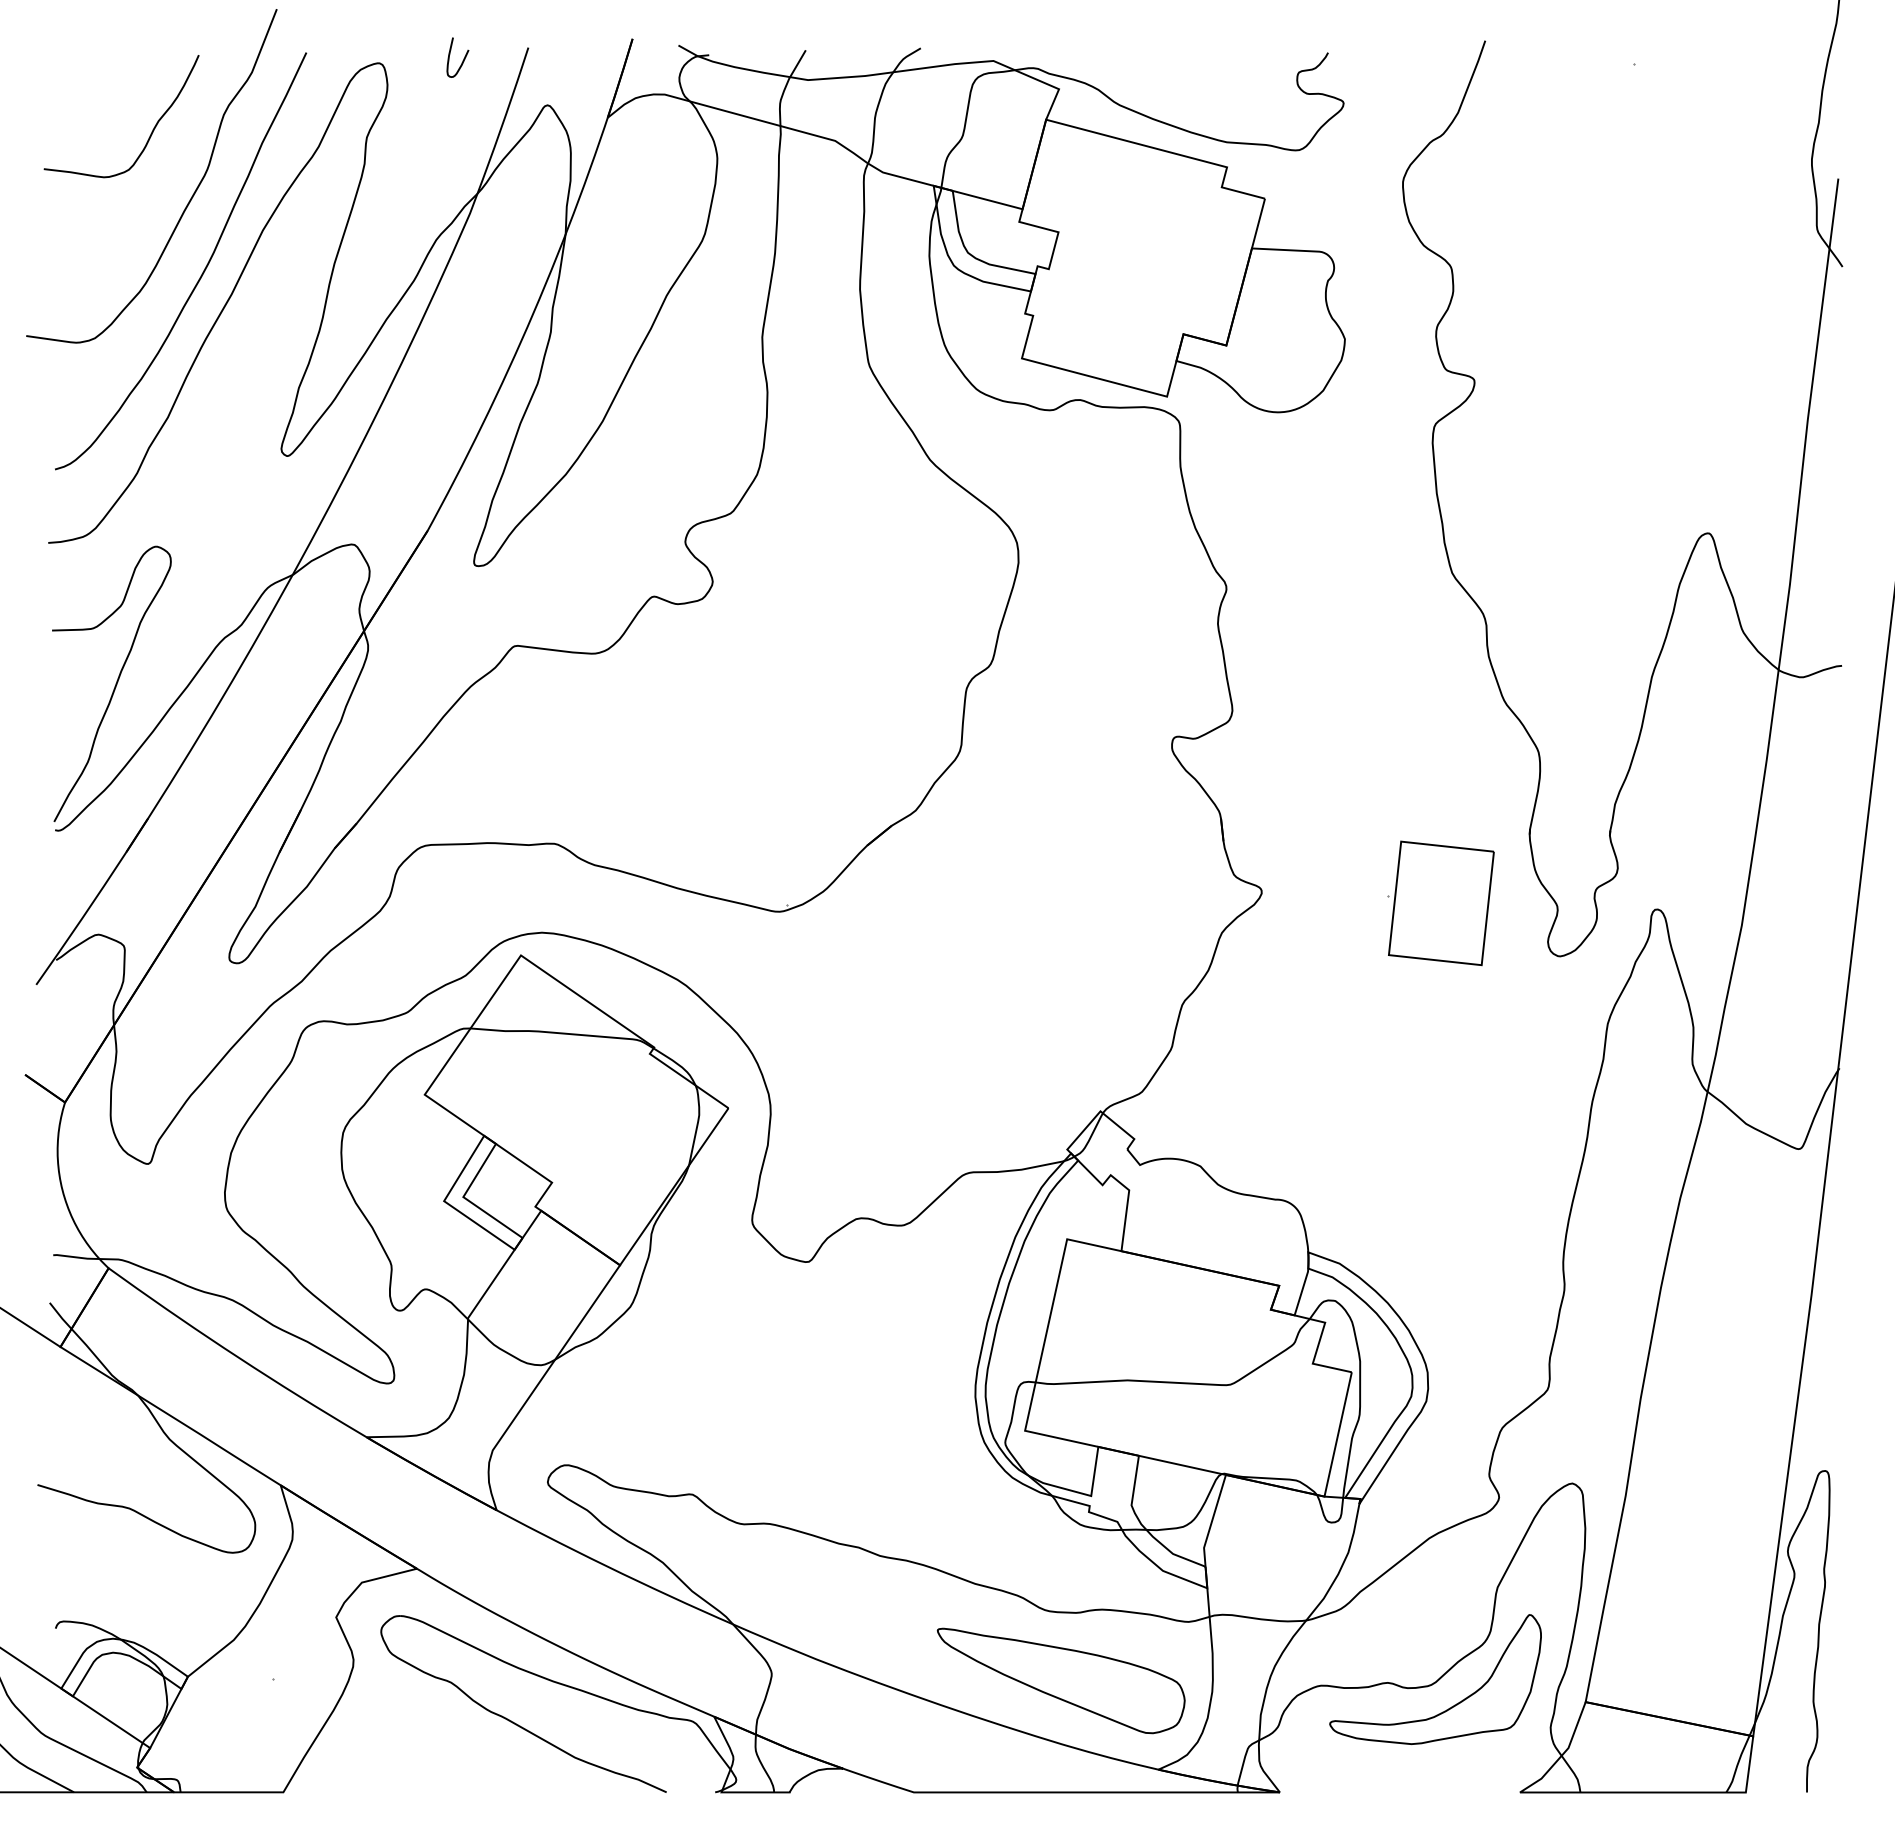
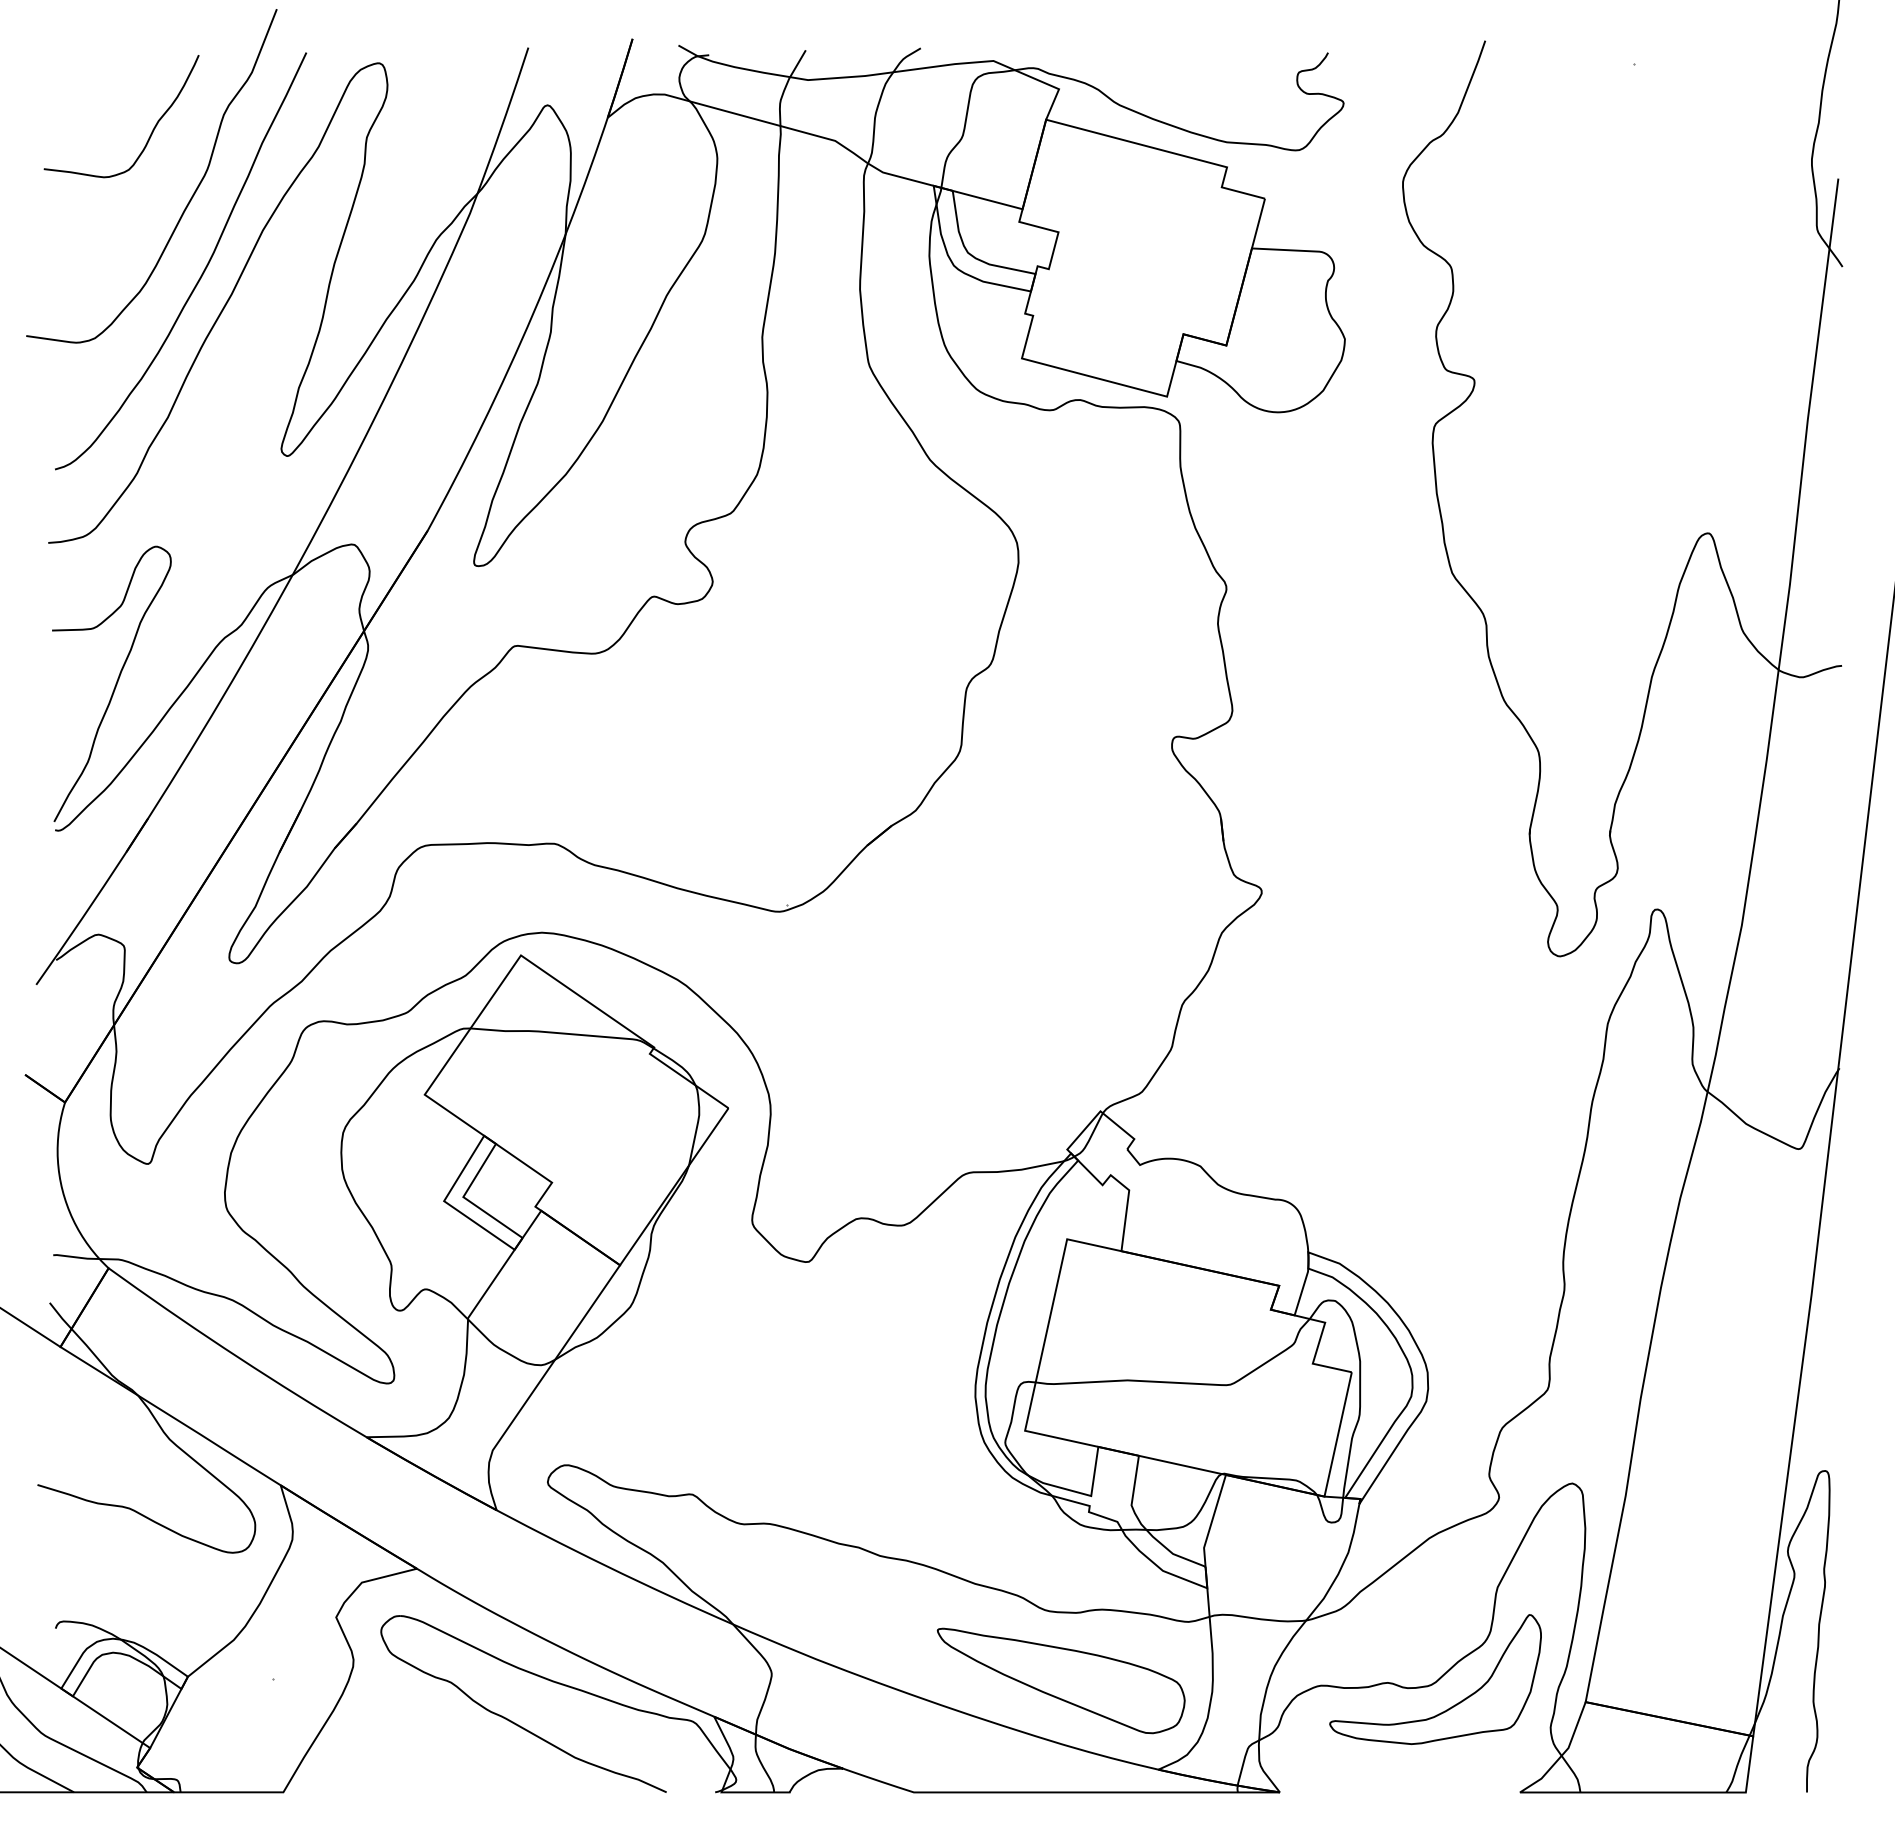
curve: present -> none (462, 60)
part: present -> none (1440, 903)
